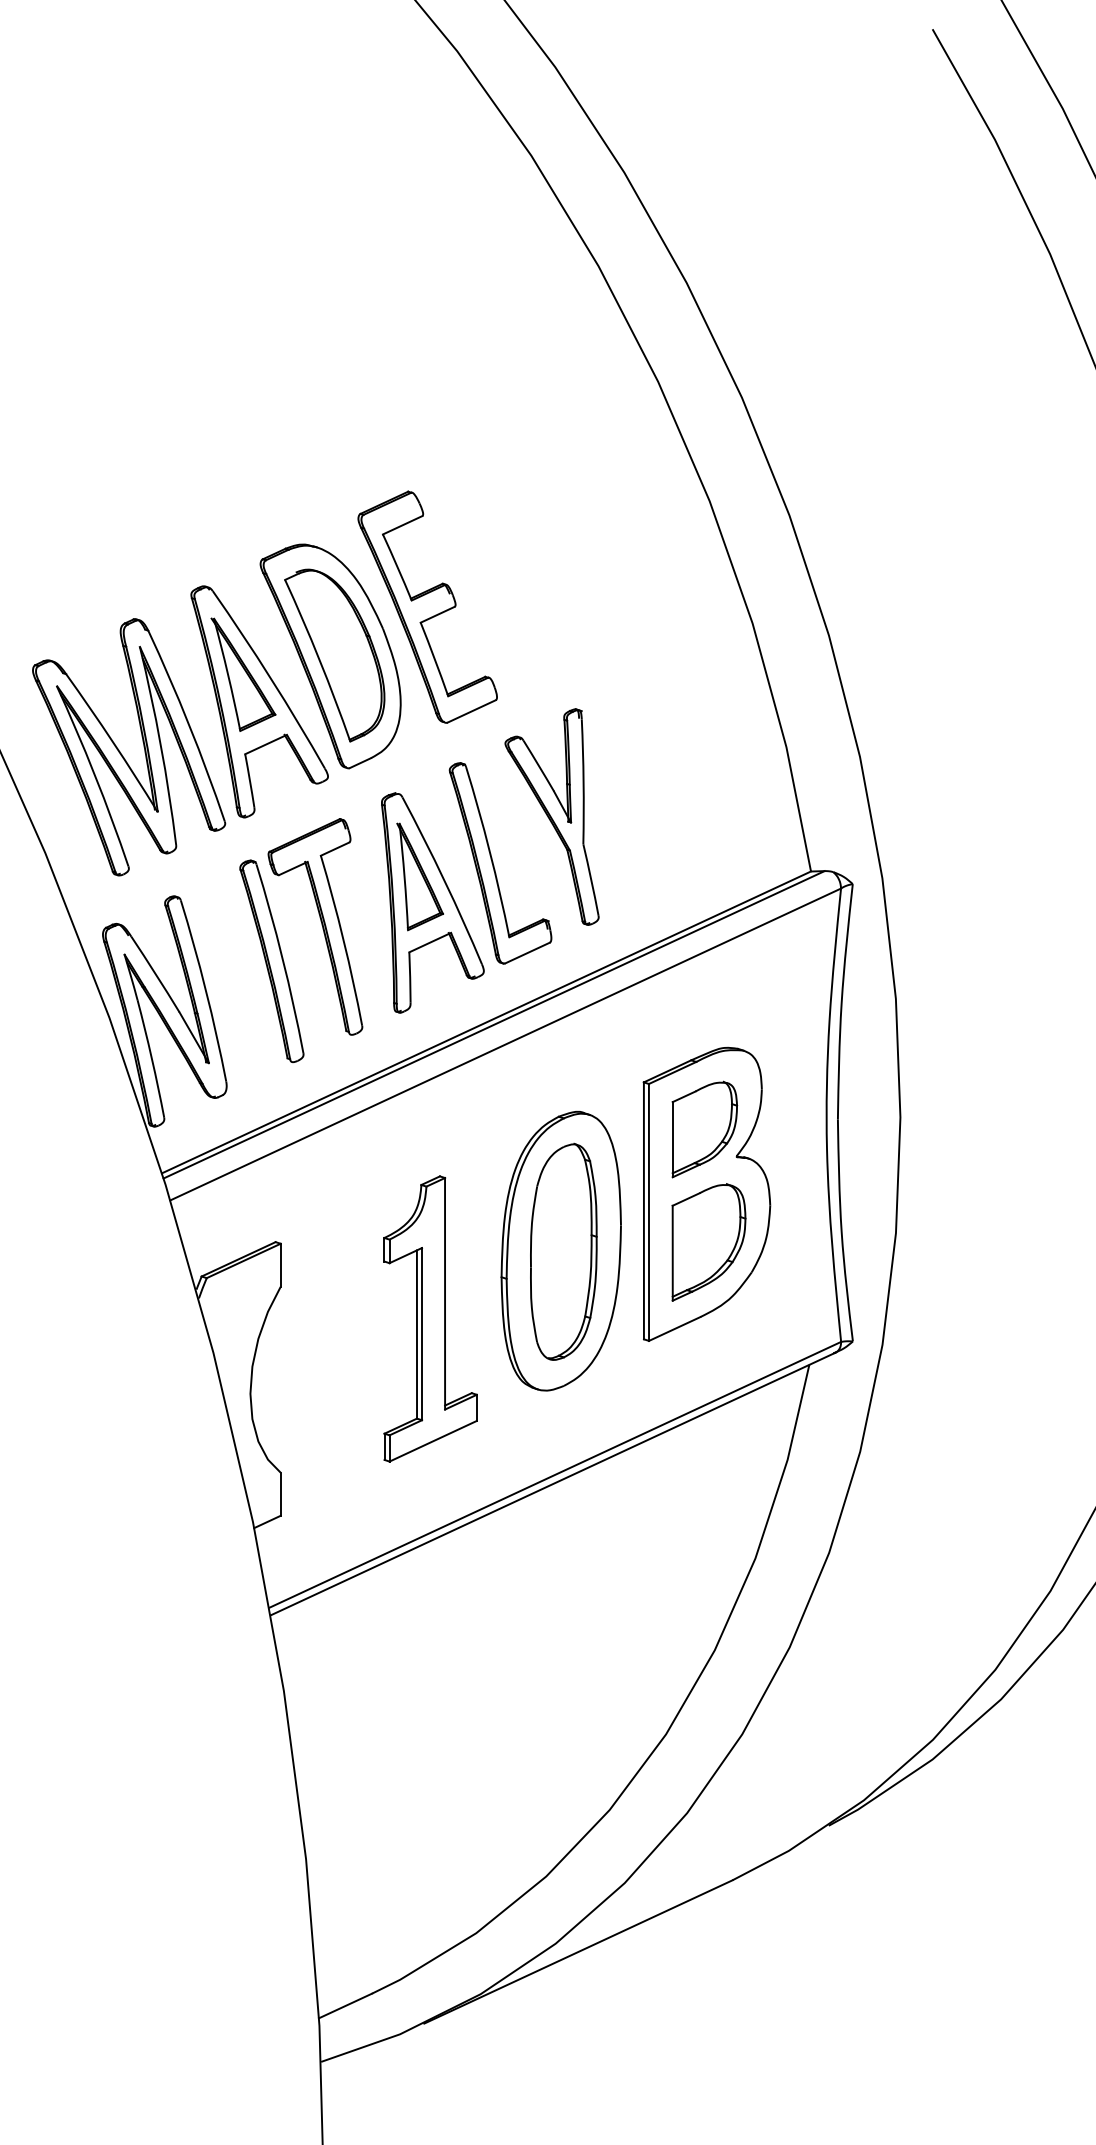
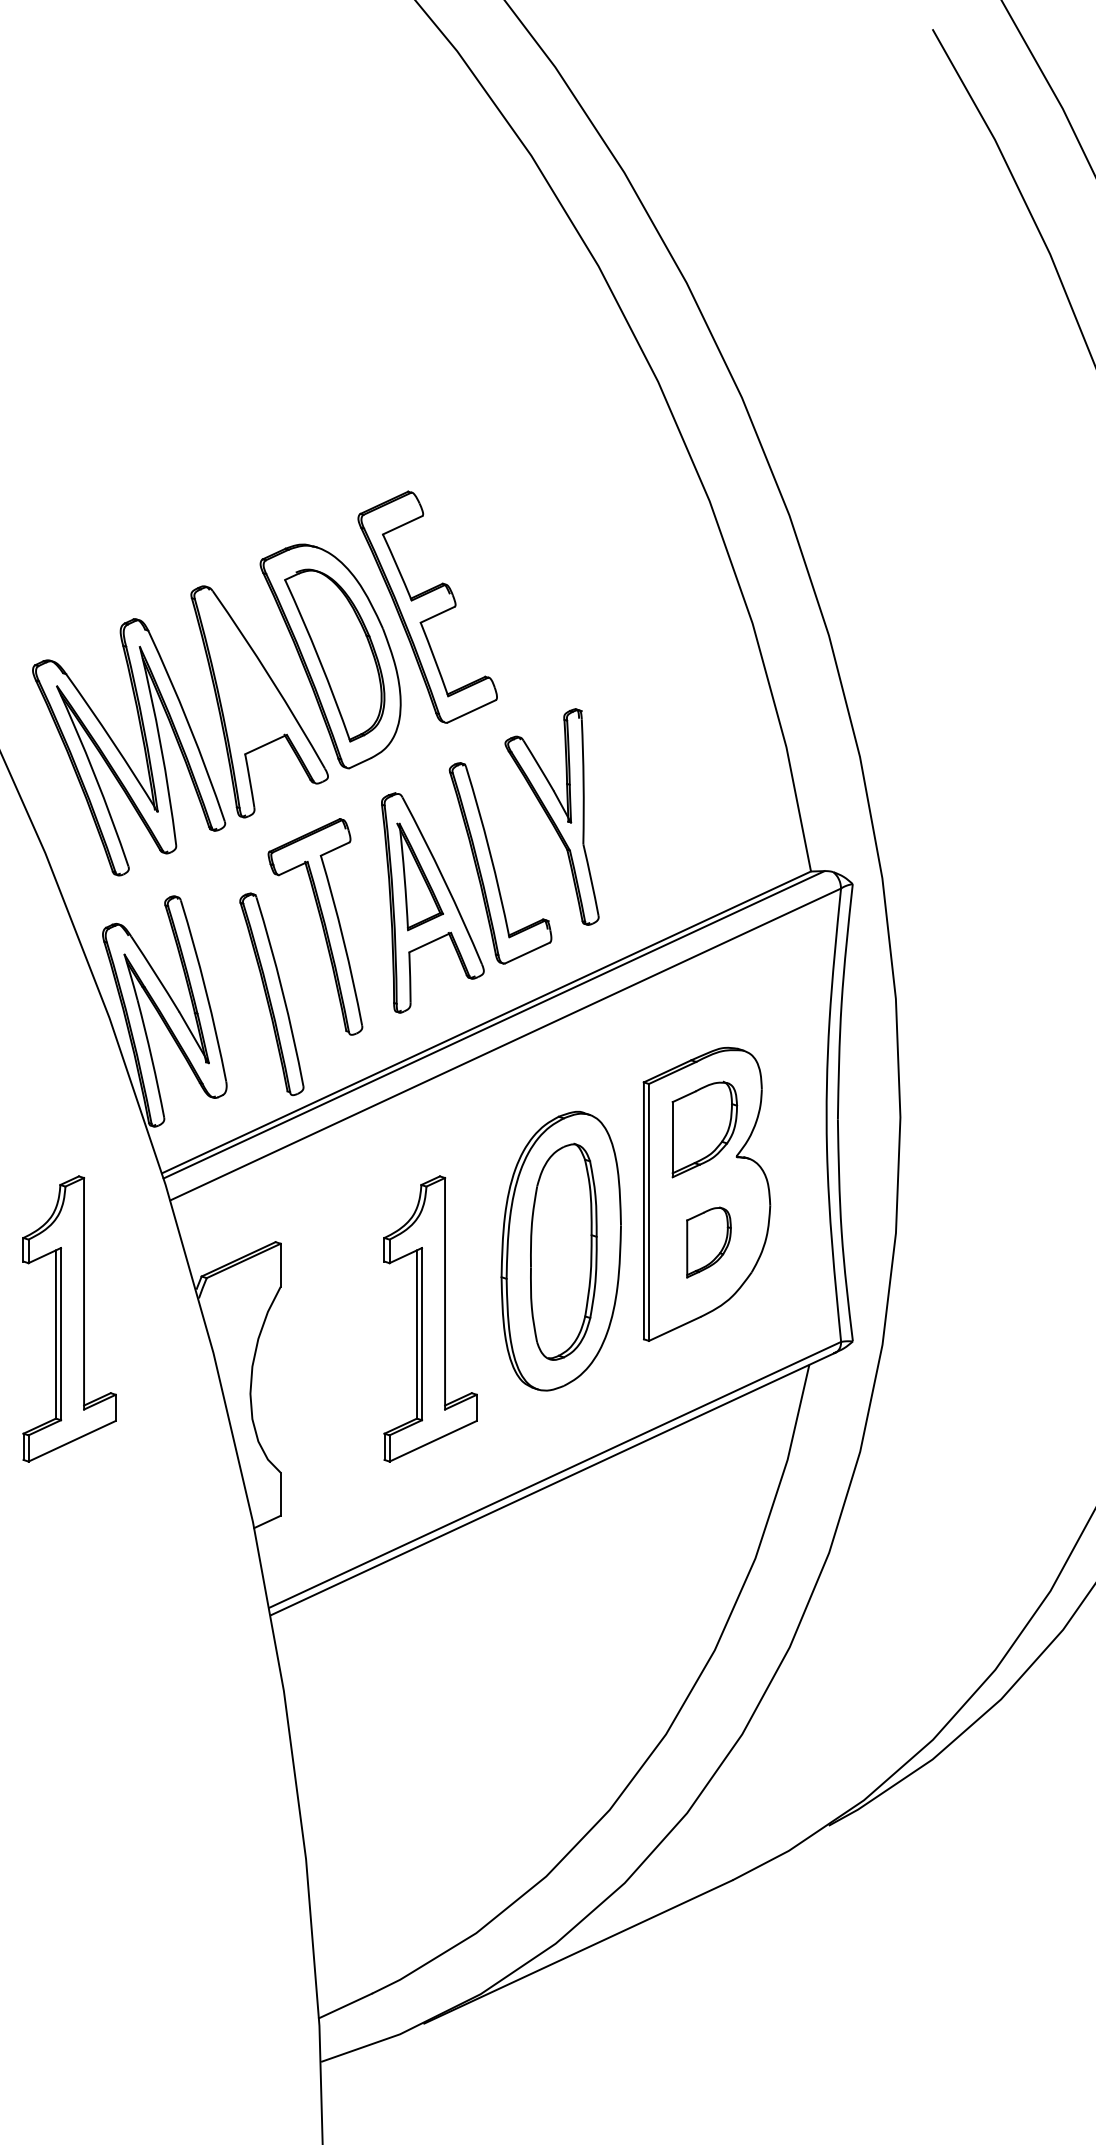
part: present -> none (243, 674)
part position: (271, 961) -> (271, 994) (271, 994)
part size: 76x119 px -> 46x73 px (708, 1242)
part: none -> present (69, 1318)
